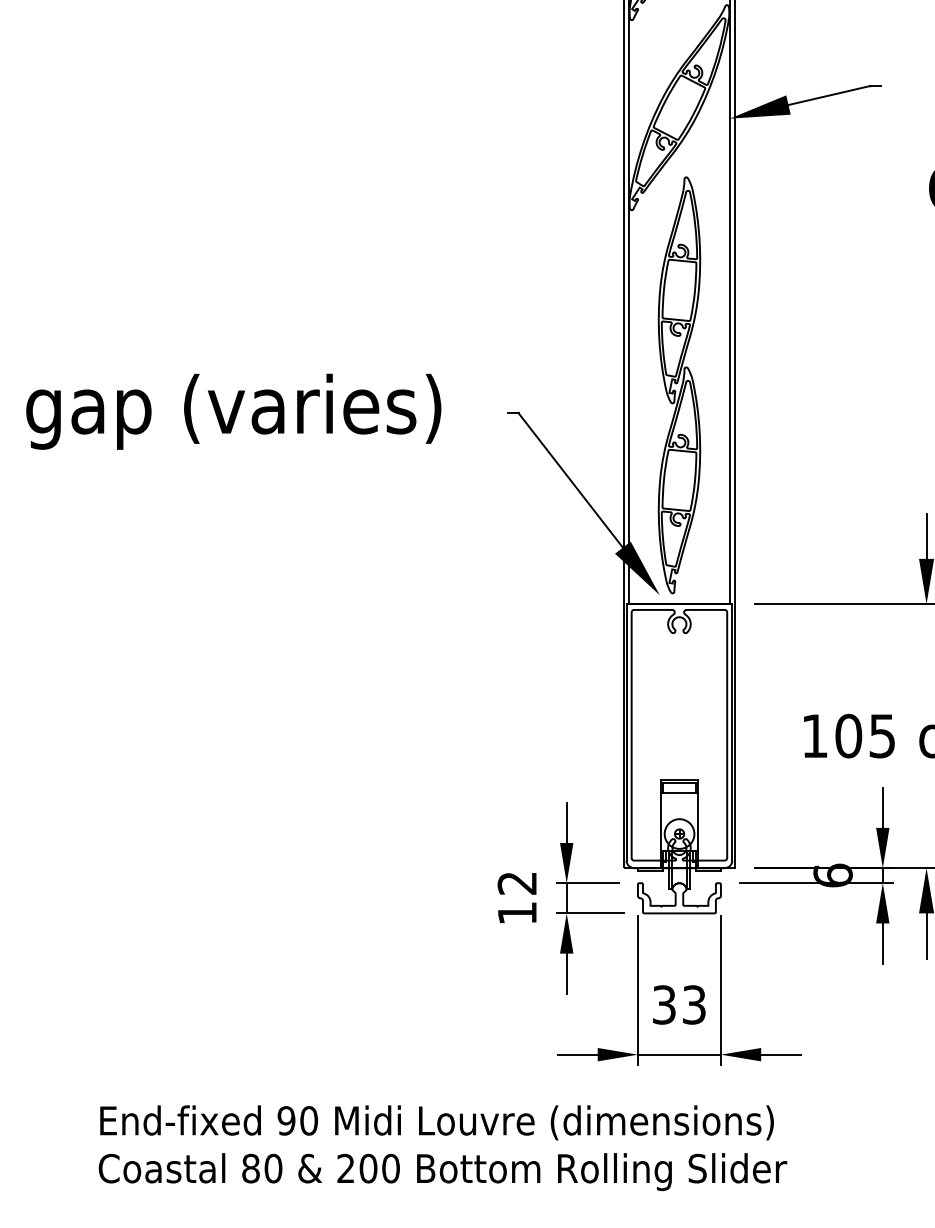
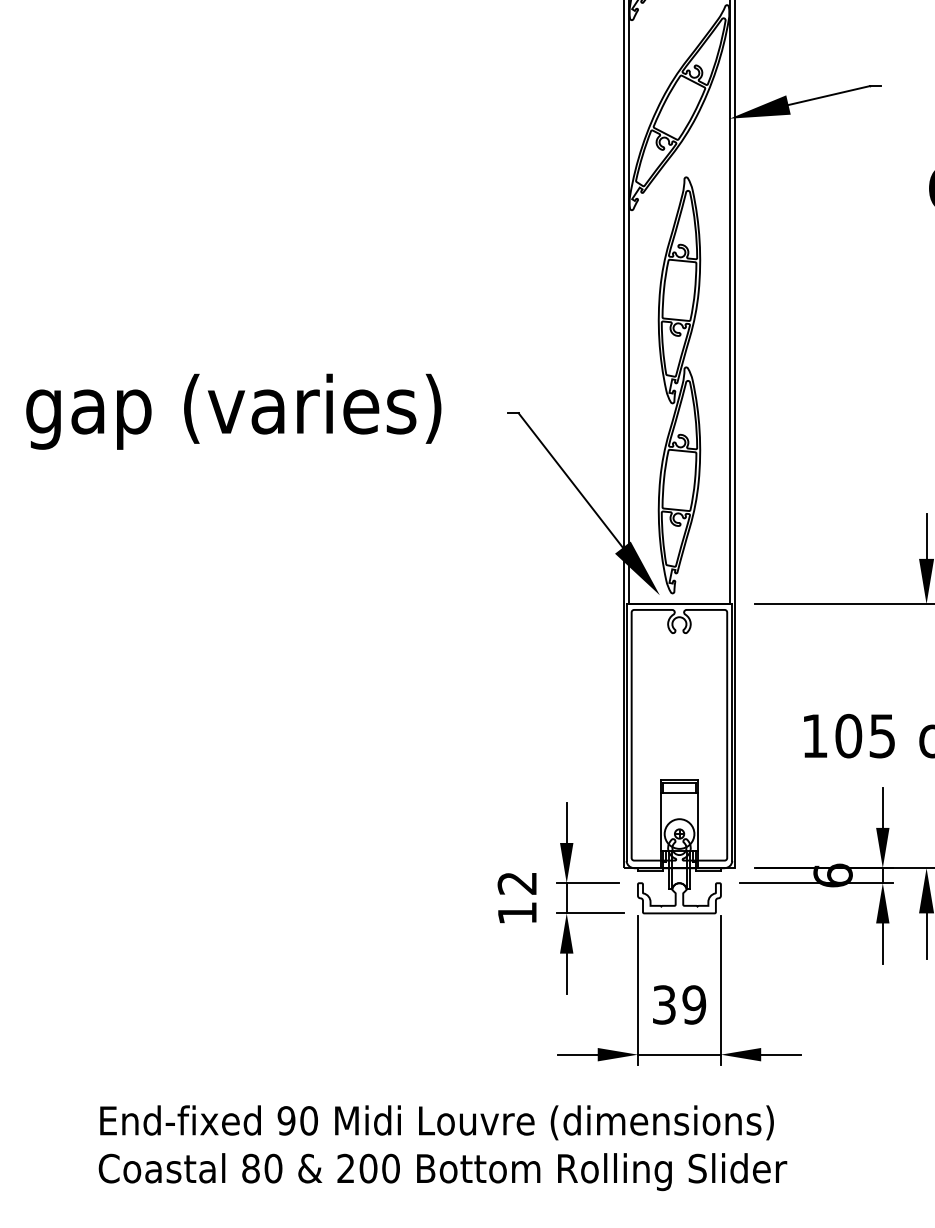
text: 33 -> 39 (694, 1004)
